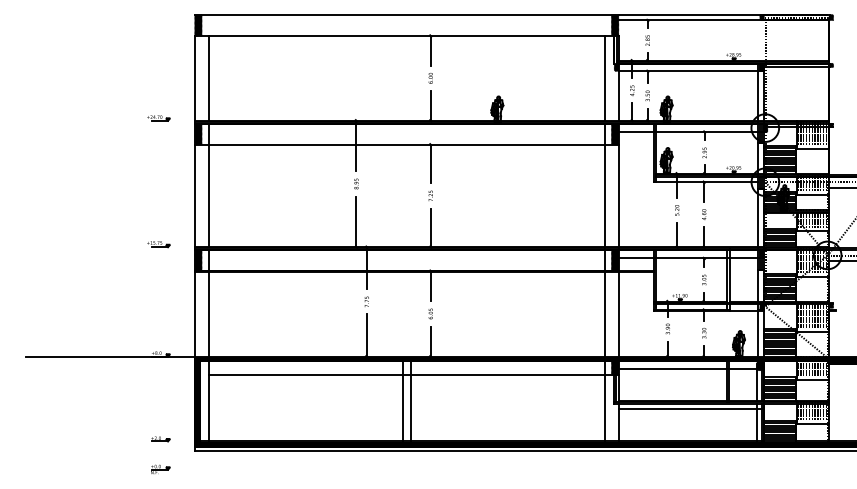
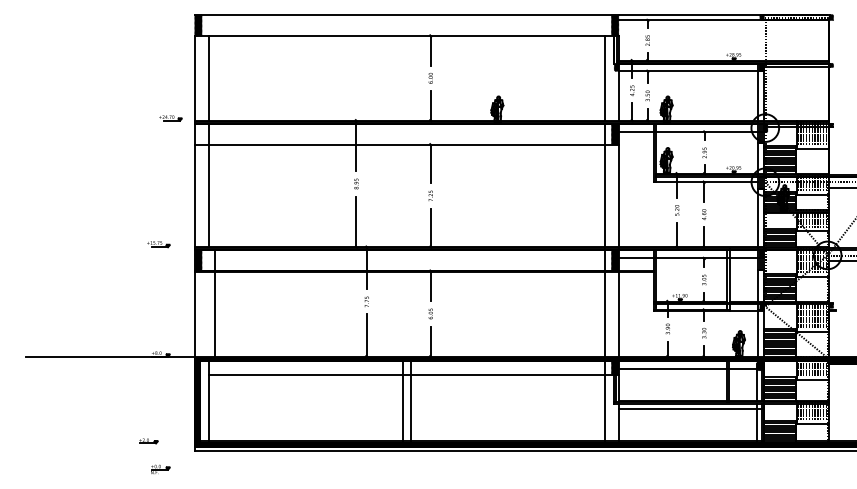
part position: (158, 118) -> (170, 118) (170, 118)
hatch: present -> none (197, 133)
line position: (208, 302) -> (214, 302) (214, 302)
part position: (160, 439) -> (148, 441) (148, 441)
